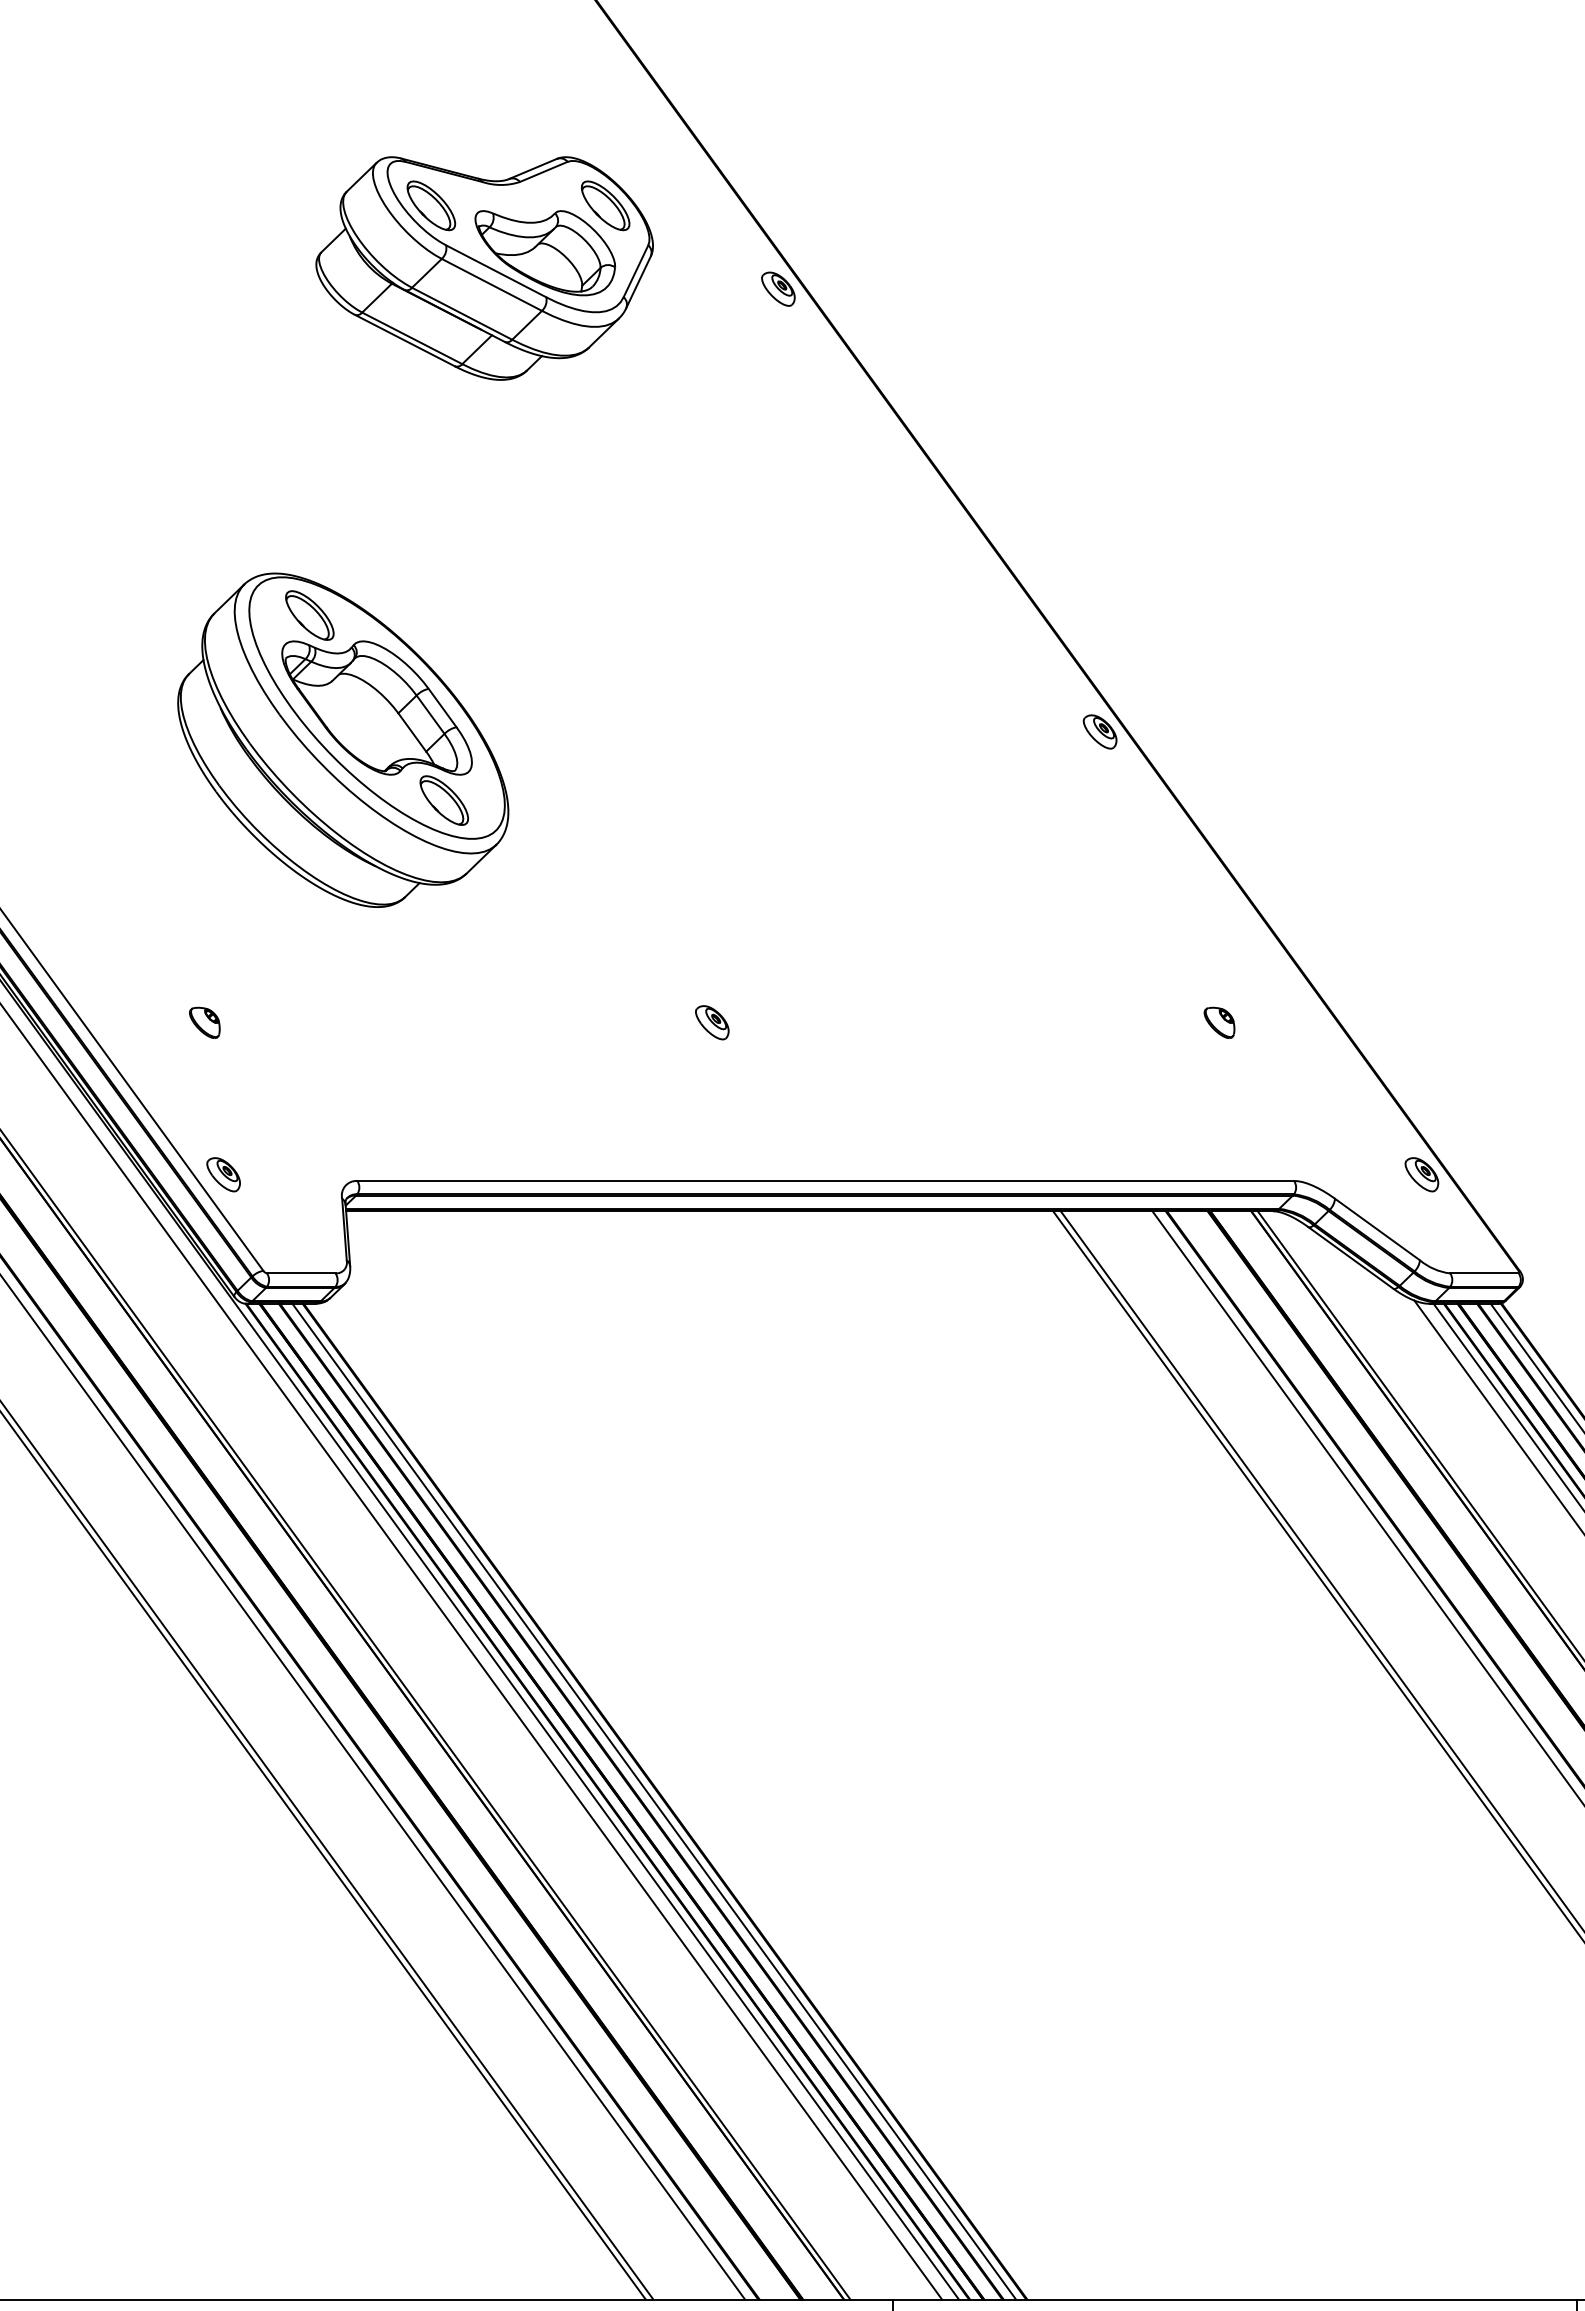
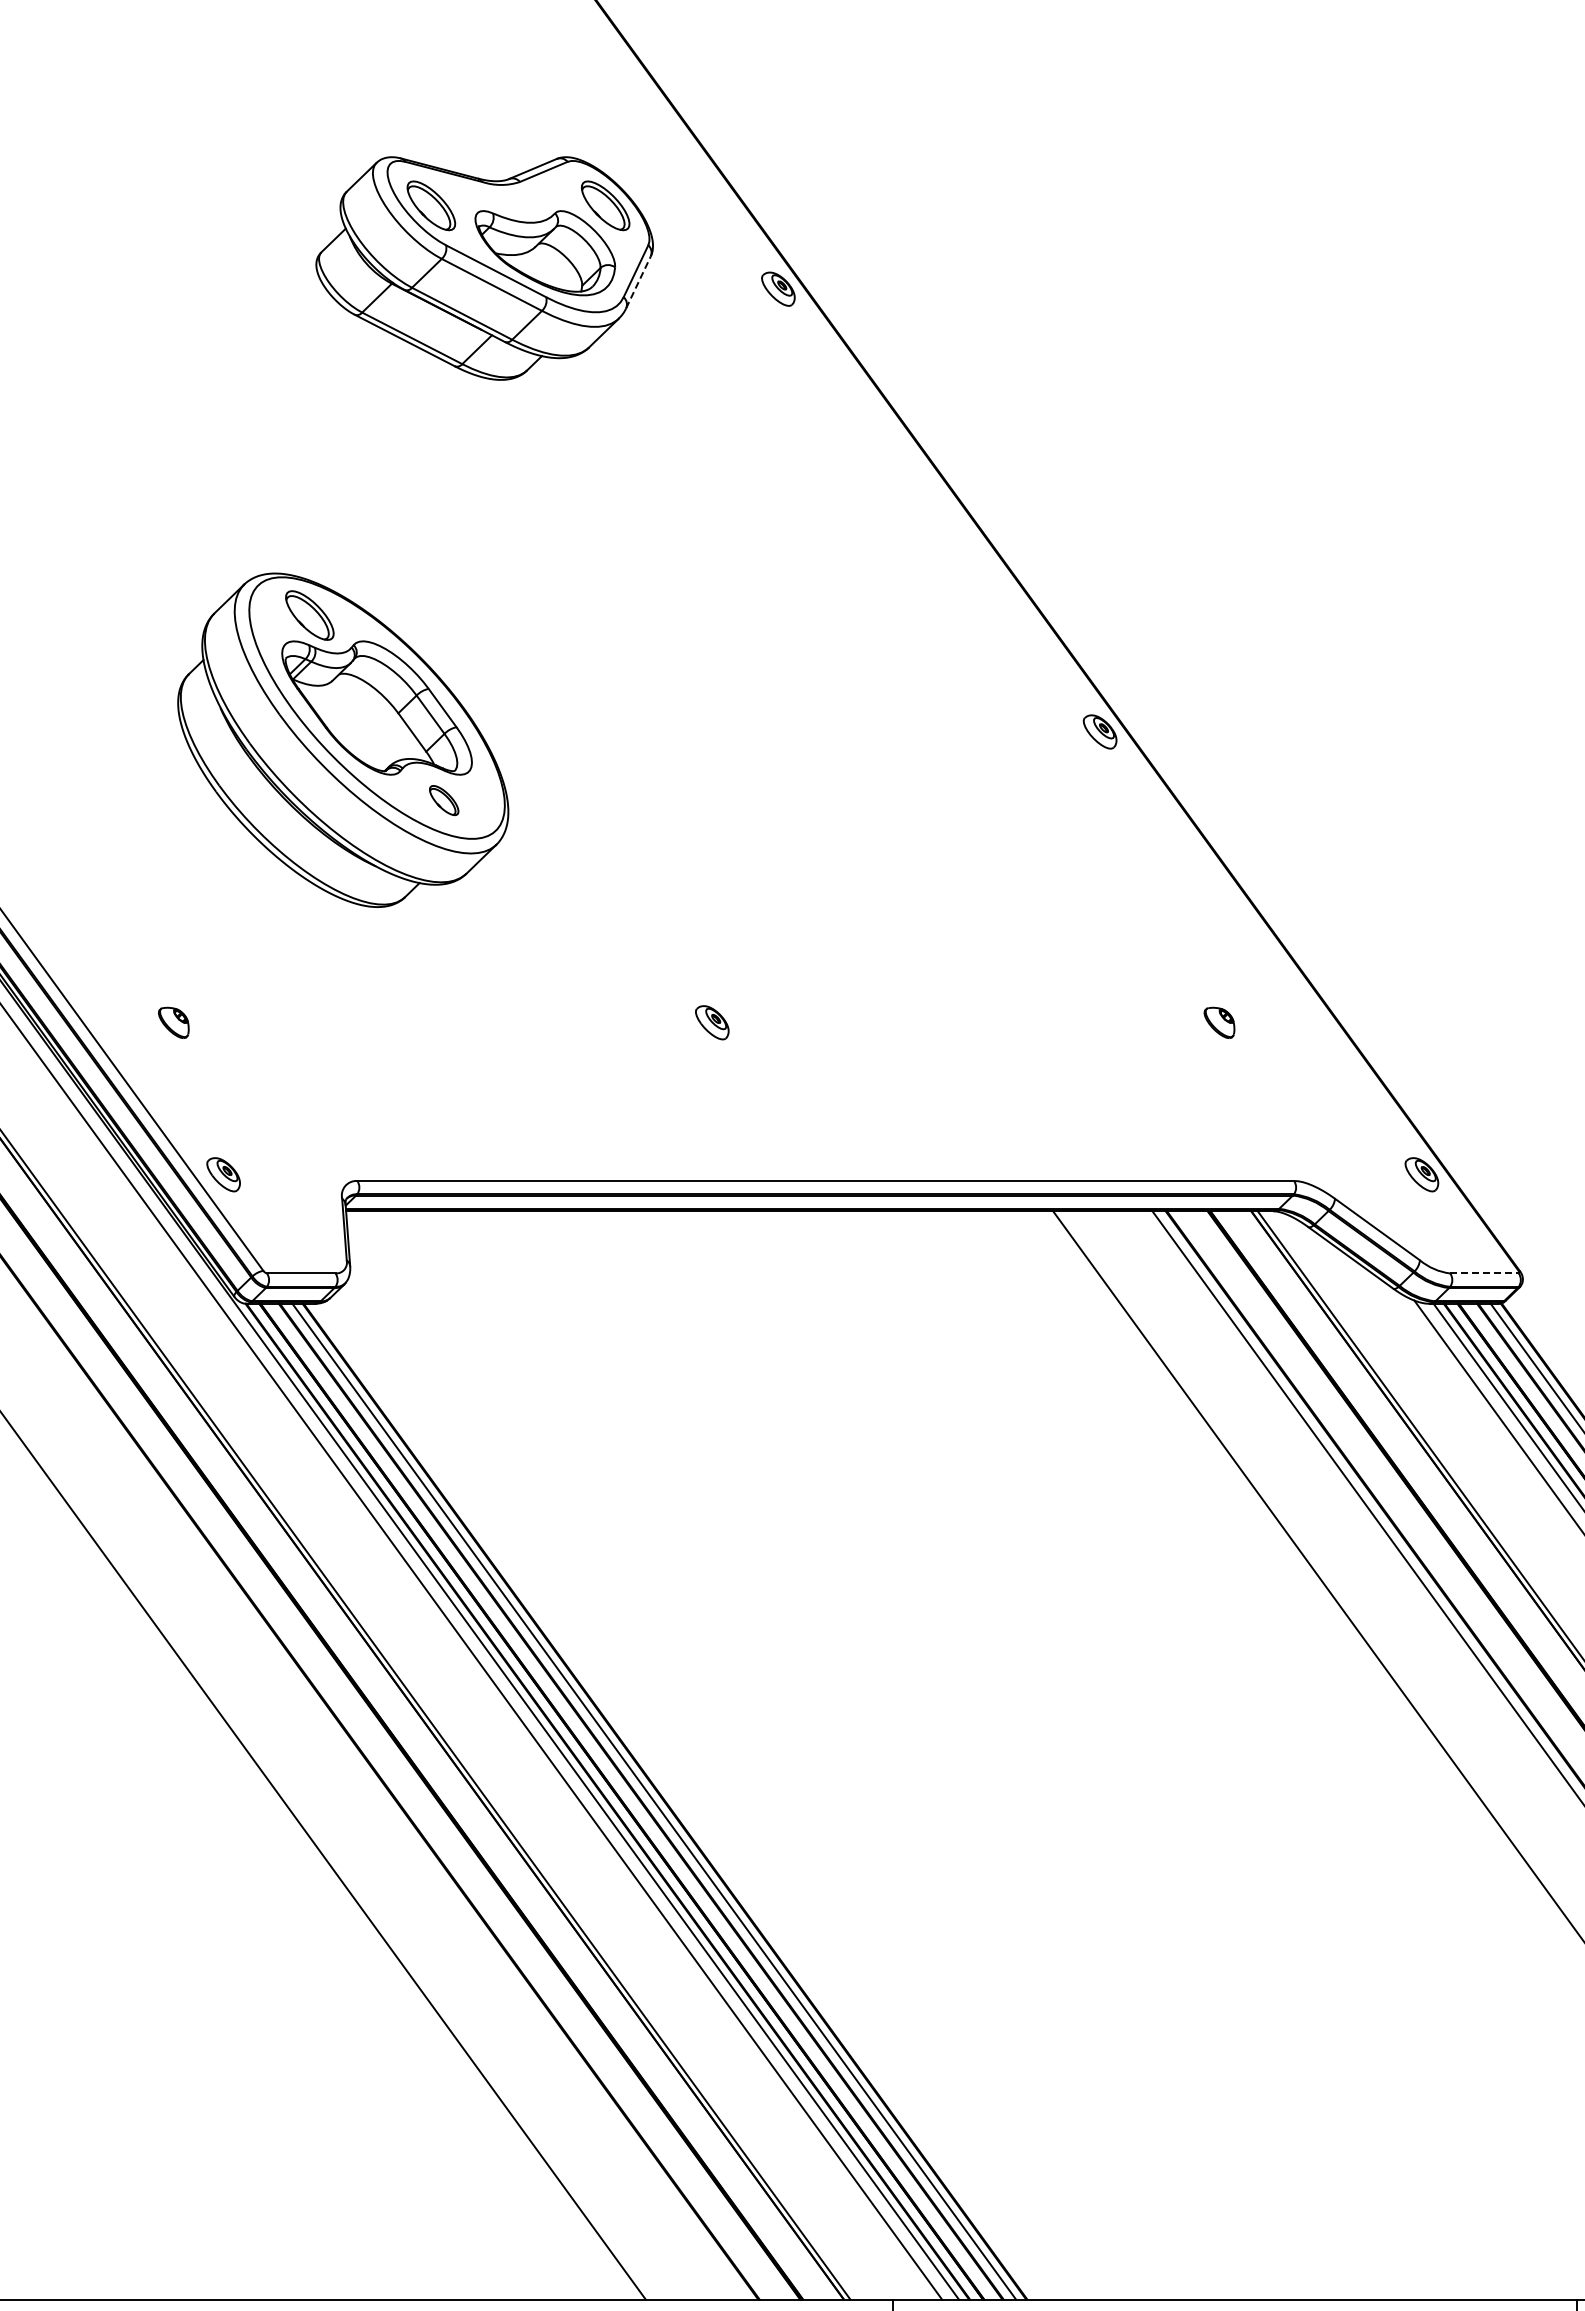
line: solid -> dashed (638, 282)
part size: 50x51 px -> 31x32 px (444, 800)
part position: (204, 1022) -> (173, 1022) (173, 1022)
line: solid -> dashed (1485, 1273)
line: present -> none (1320, 1569)
line: present -> none (373, 1788)
line: present -> none (327, 1851)
